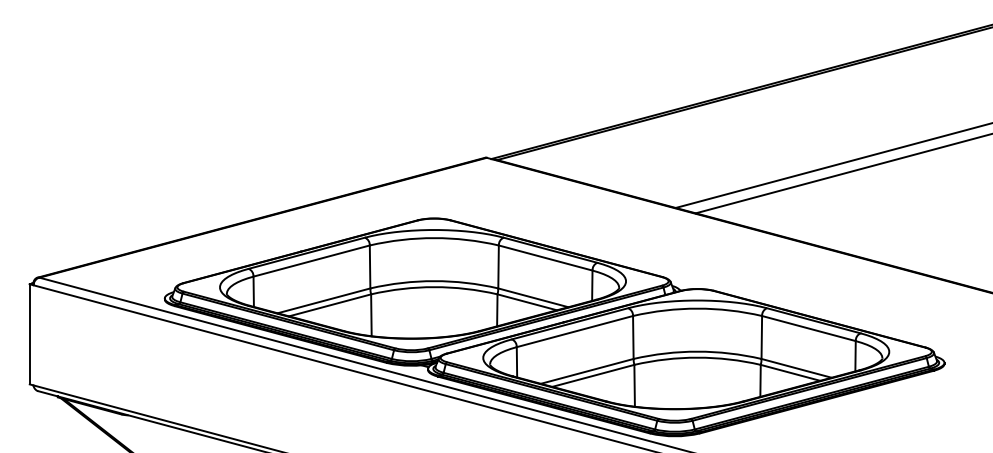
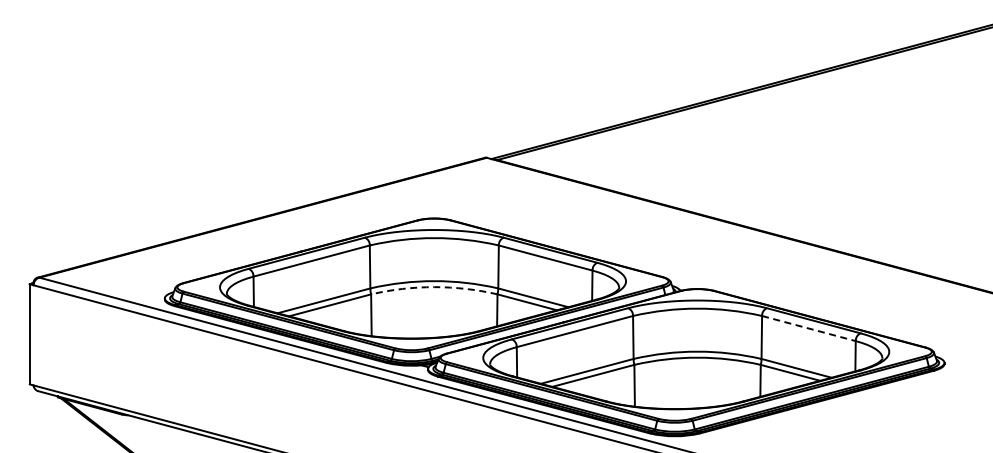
line: present -> none (832, 165)
line: present -> none (842, 173)
arc: solid -> dashed (434, 287)
line: solid -> dashed (809, 328)
